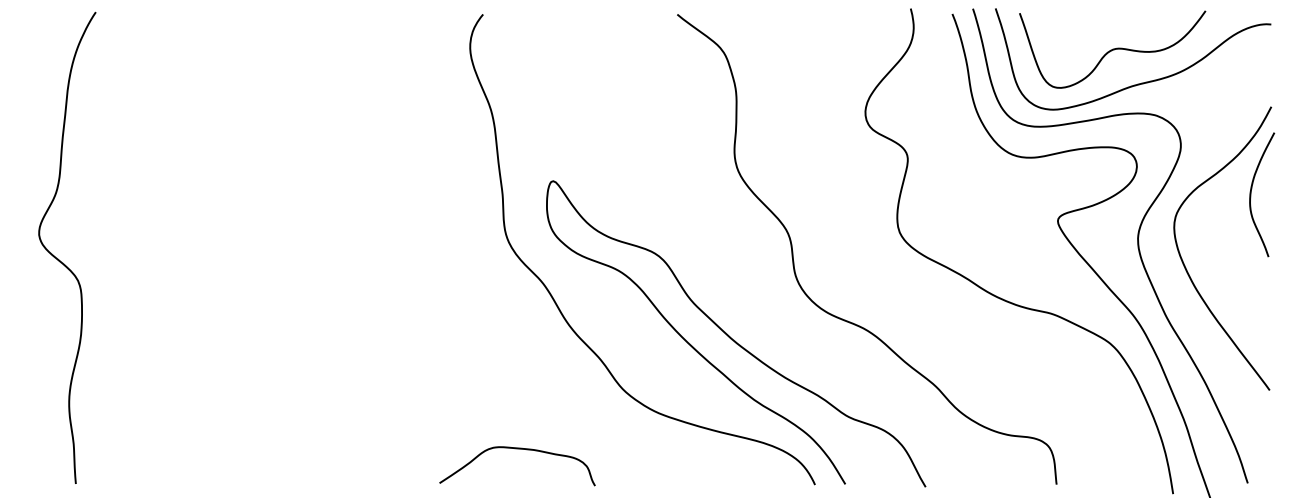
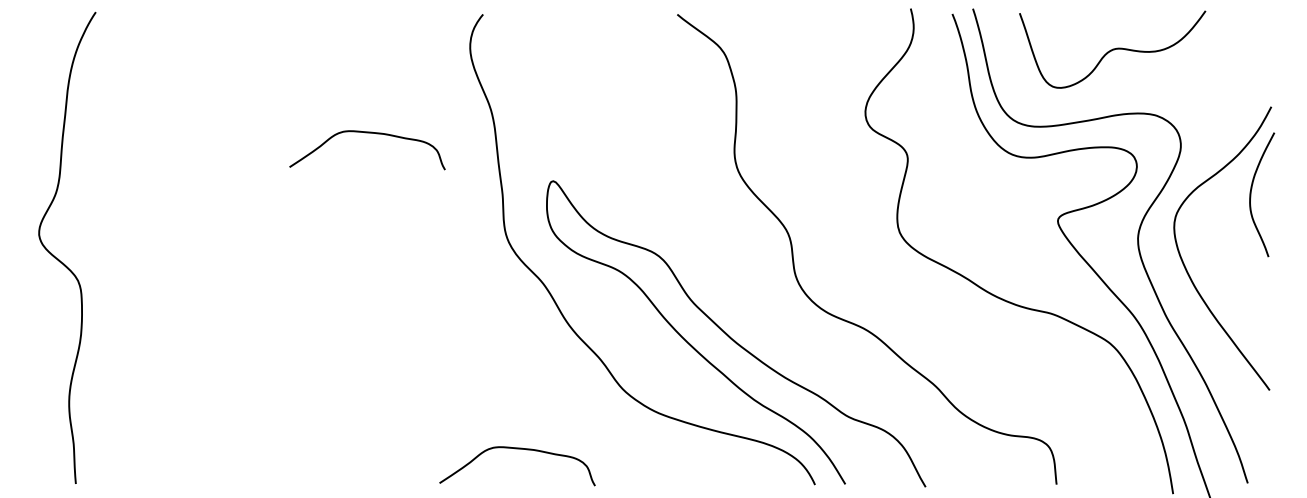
curve: present -> none (1137, 83)
curve: none -> present (367, 133)
